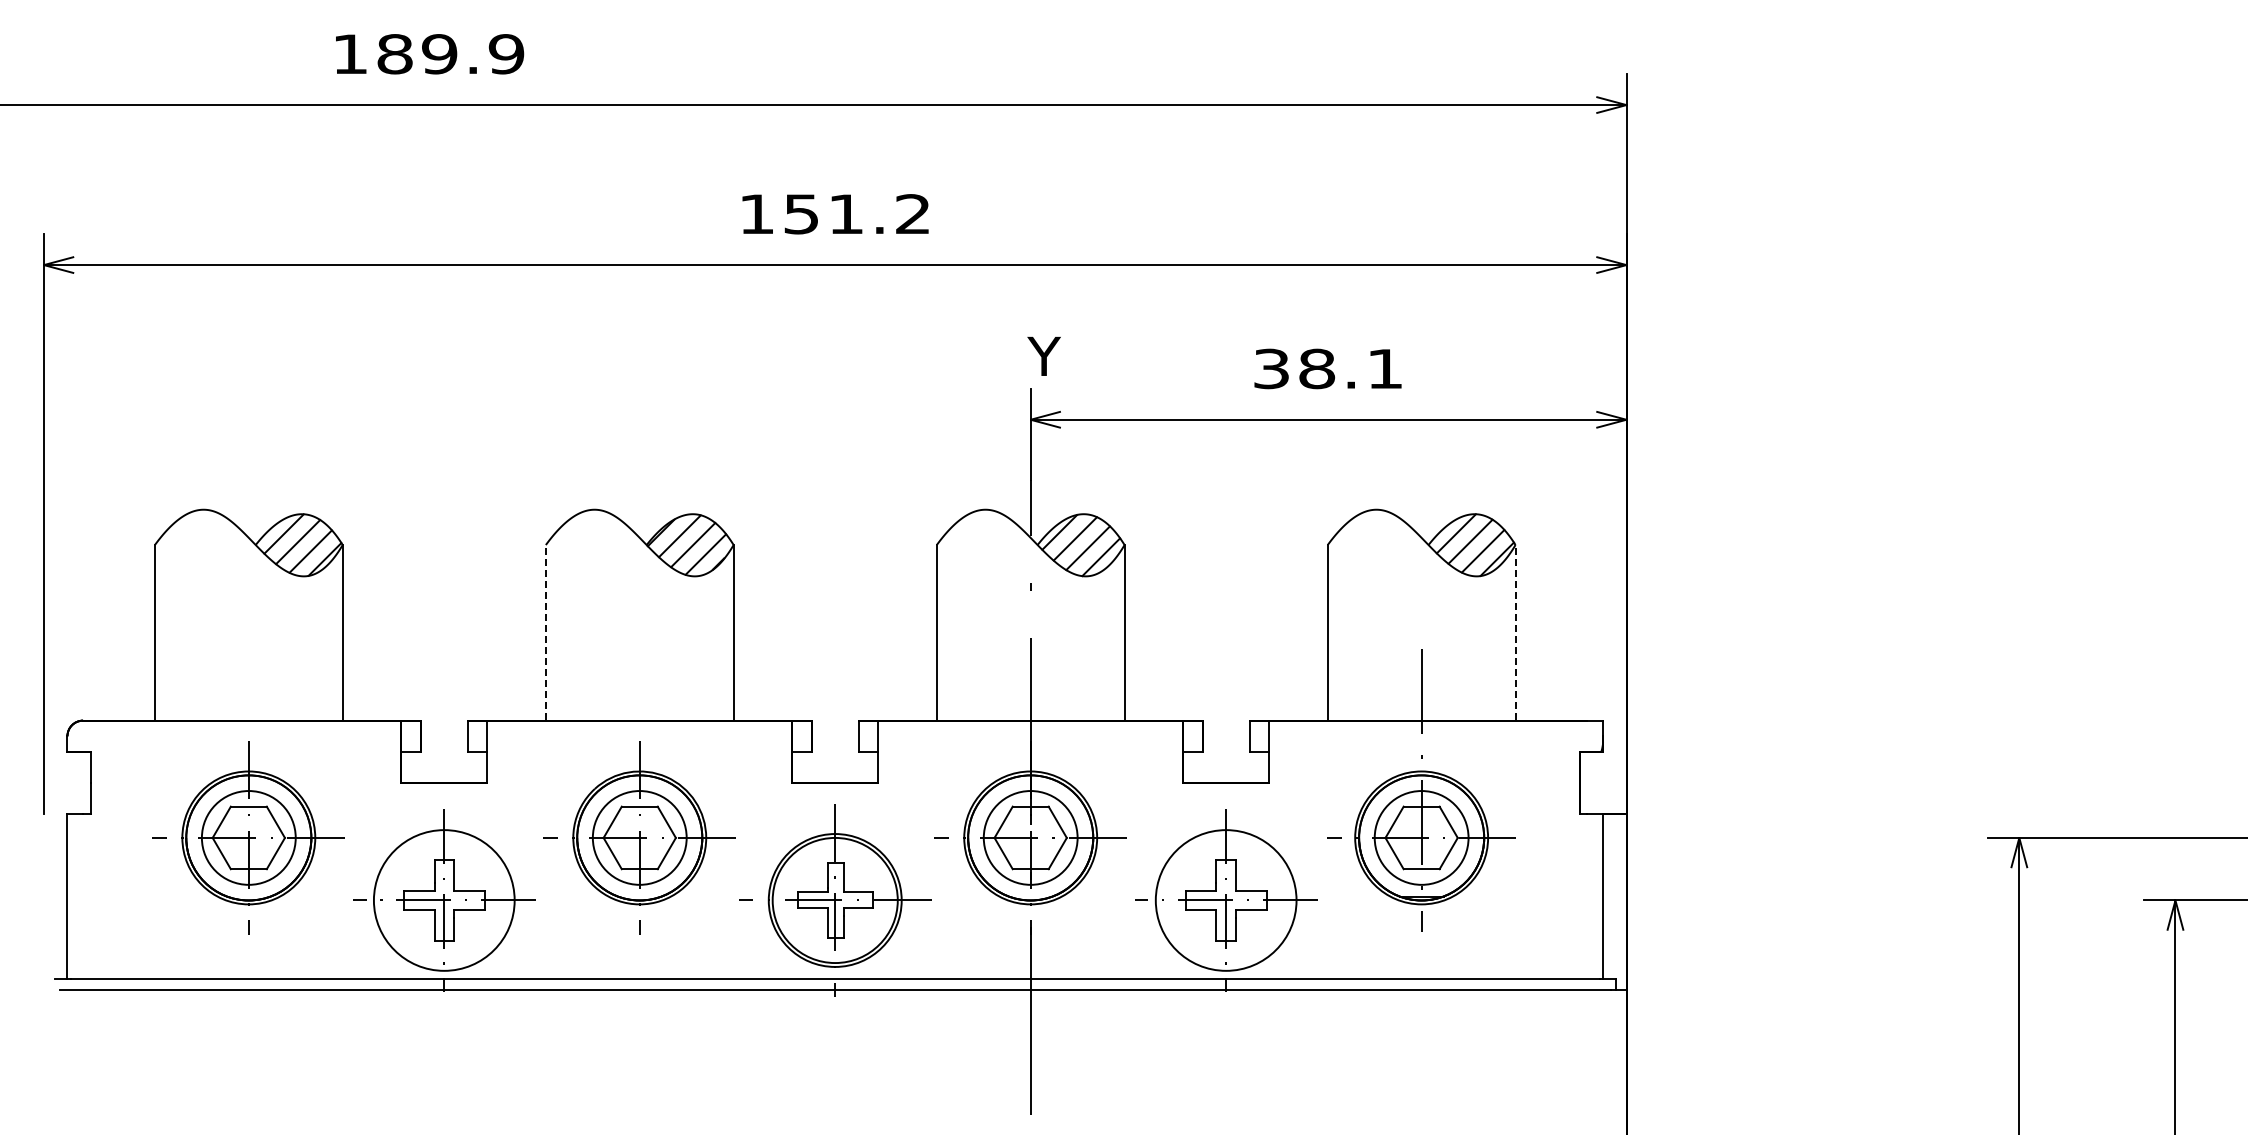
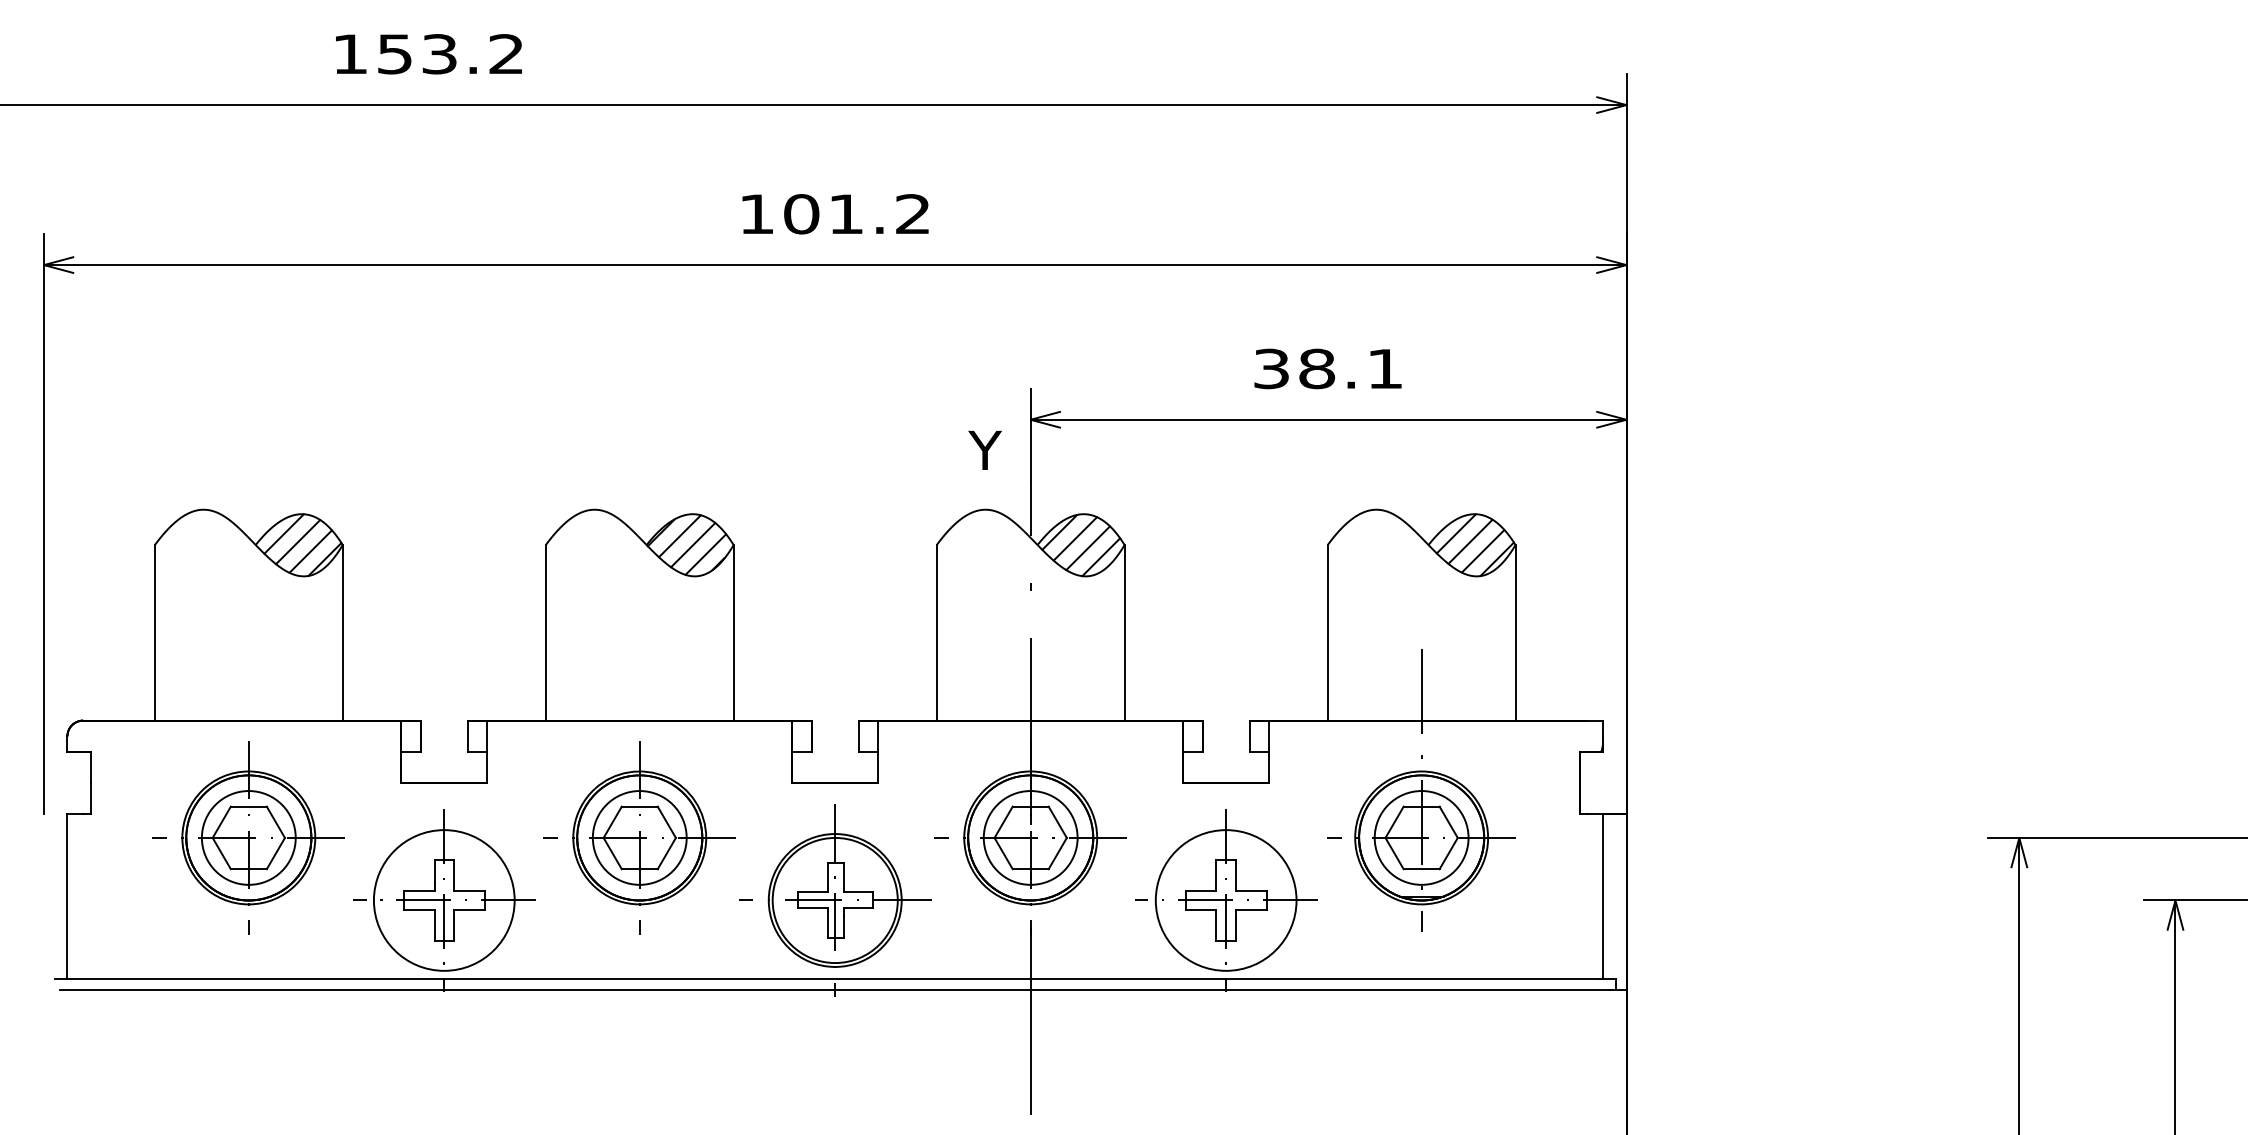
text: 189.9 -> 153.2 (450, 54)
text: 151.2 -> 101.2 (801, 214)
text position: (1043, 355) -> (984, 449) (984, 449)
line: dashed -> solid (545, 631)
line: dashed -> solid (1515, 631)
